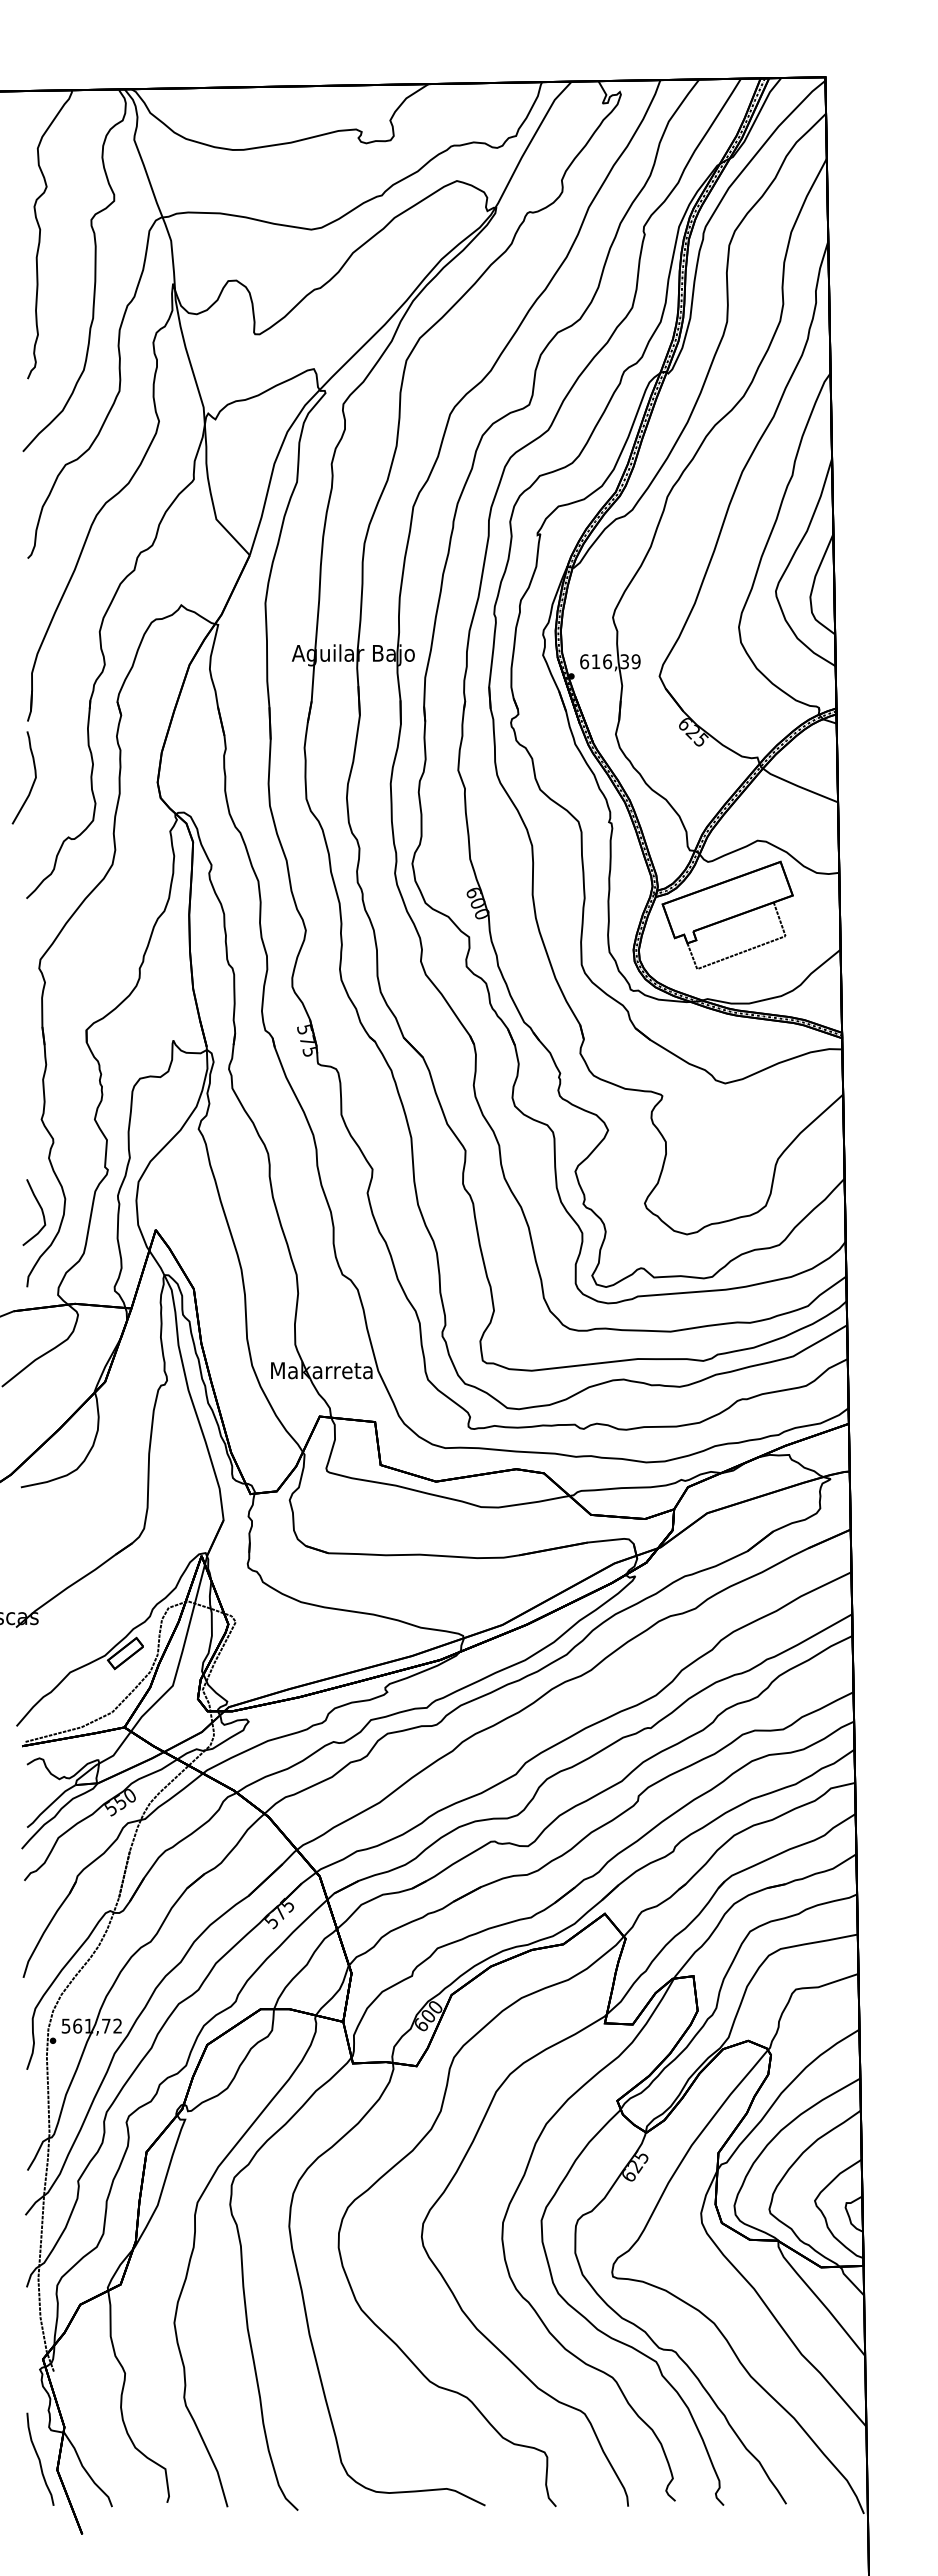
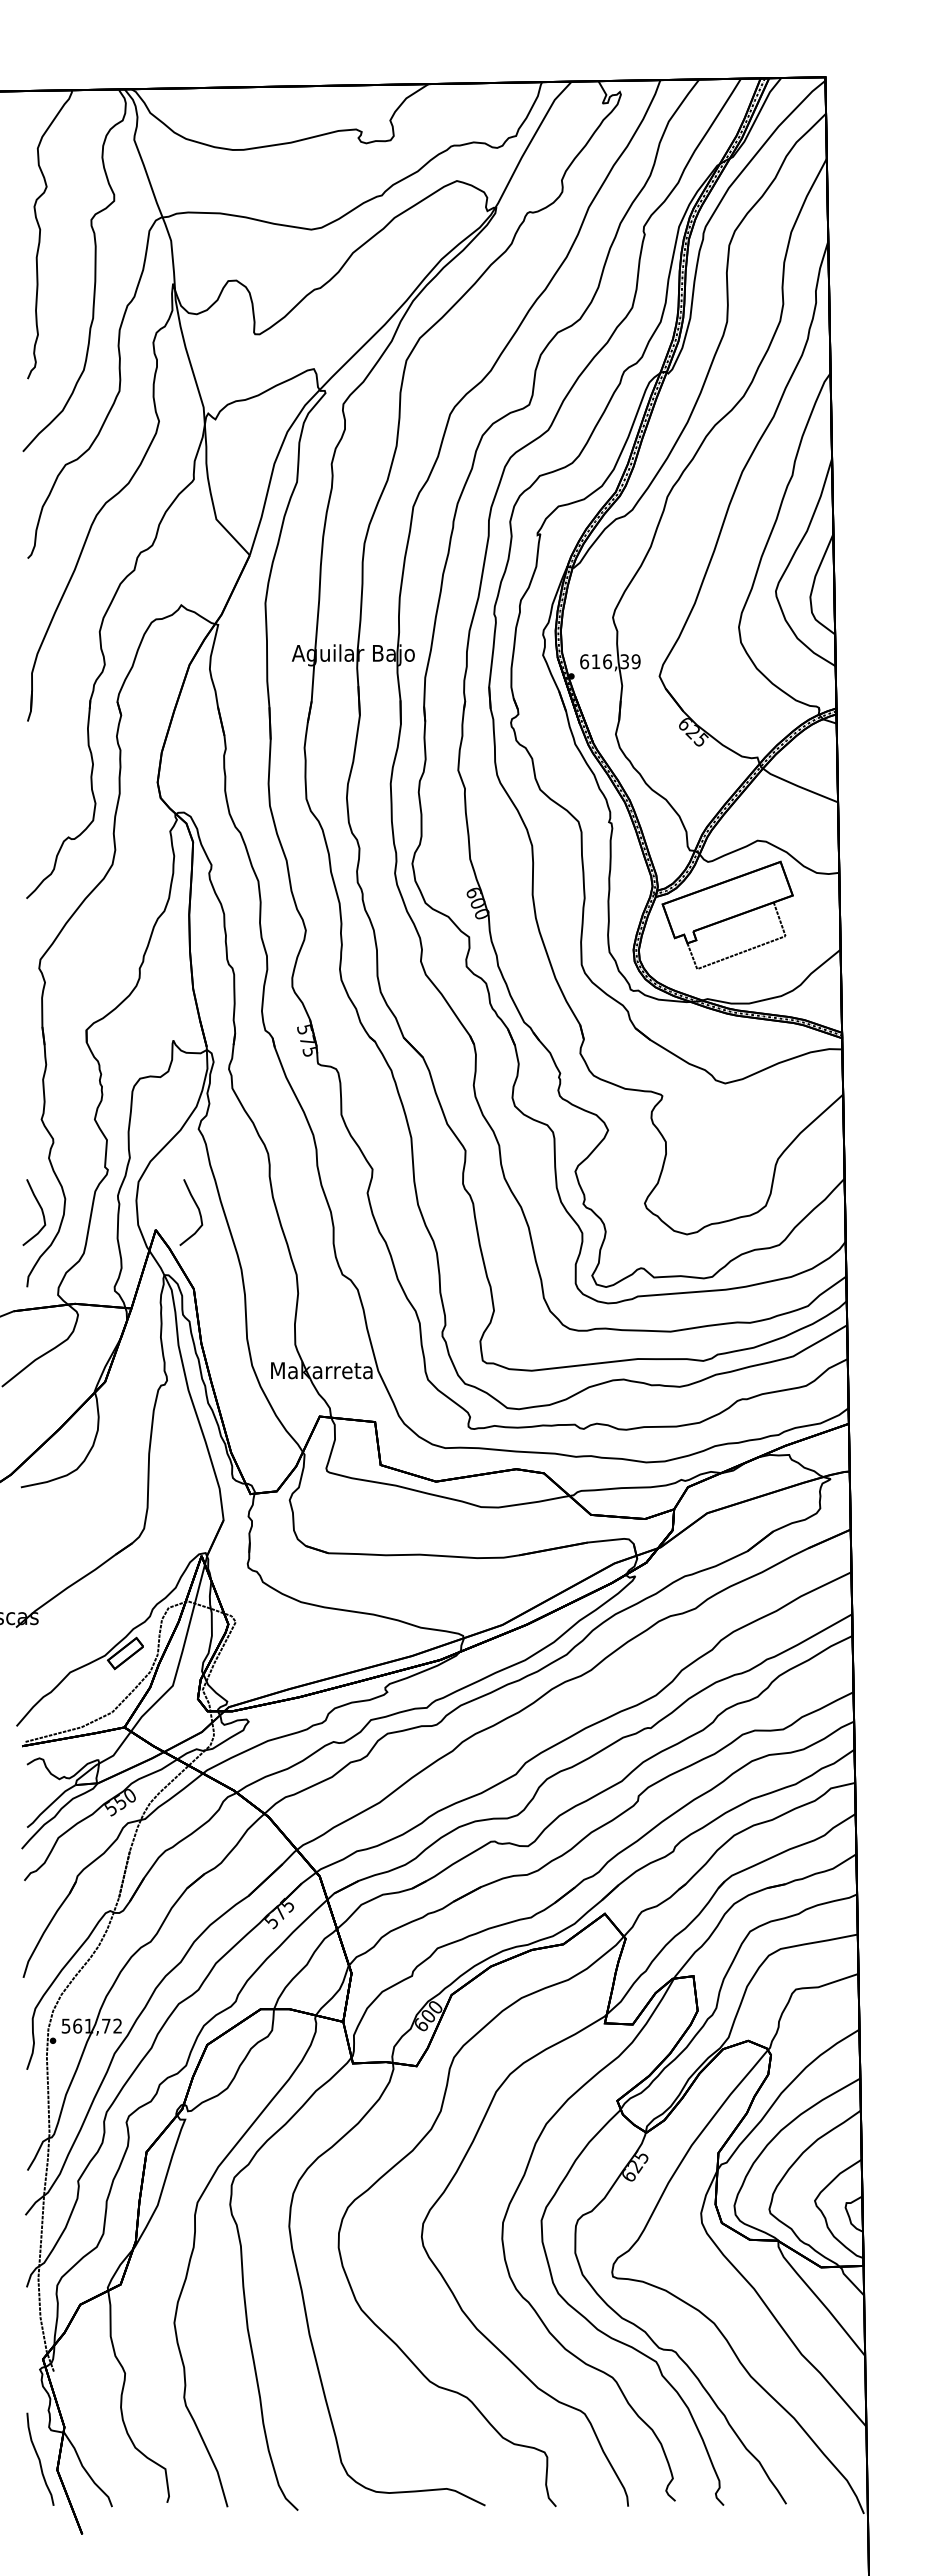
curve: present -> none (33, 780)
curve: none -> present (198, 1212)
